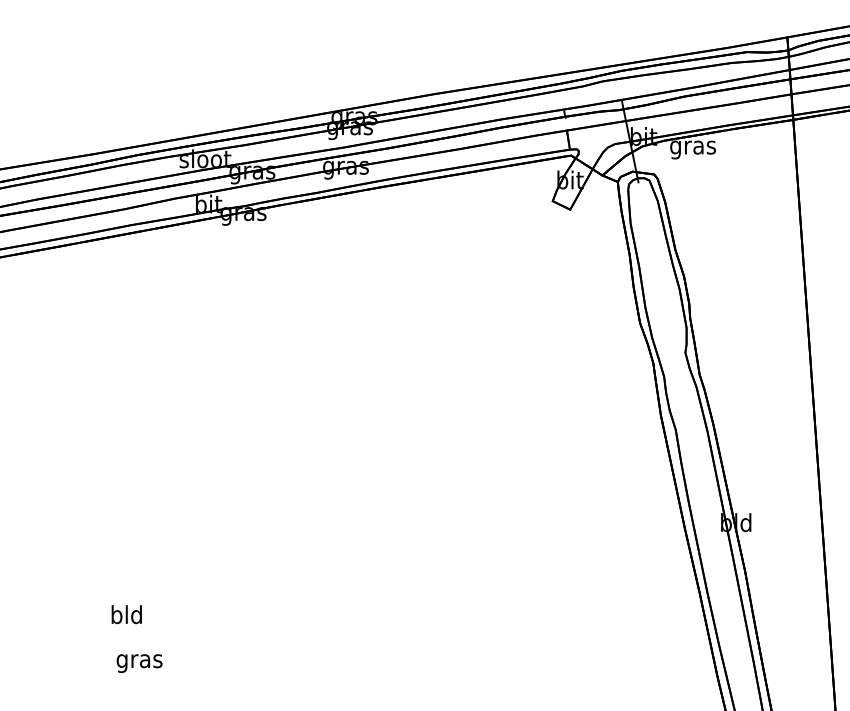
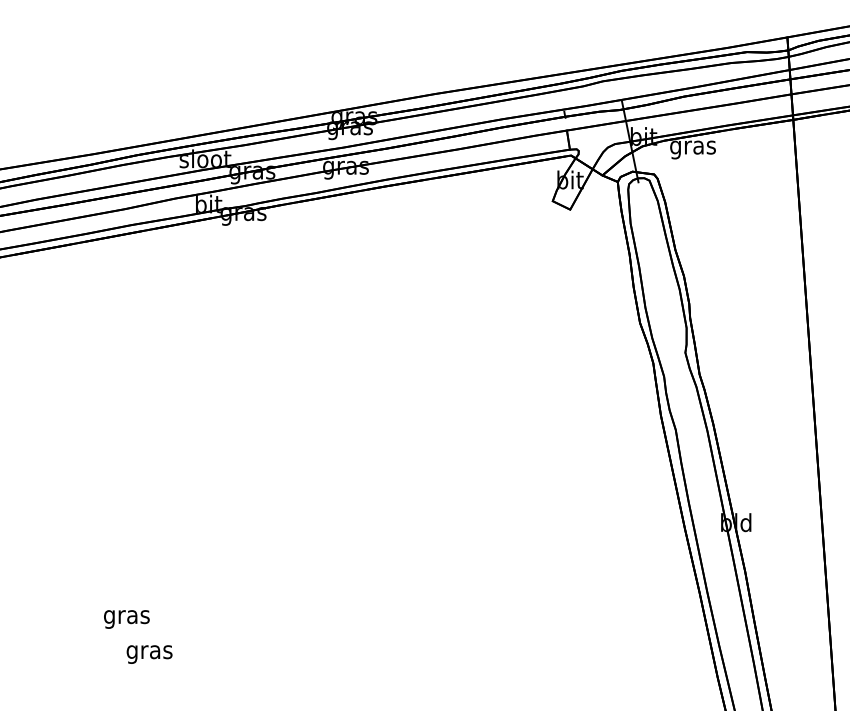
text: bld -> gras (126, 616)
text position: (139, 663) -> (149, 654) (149, 654)
